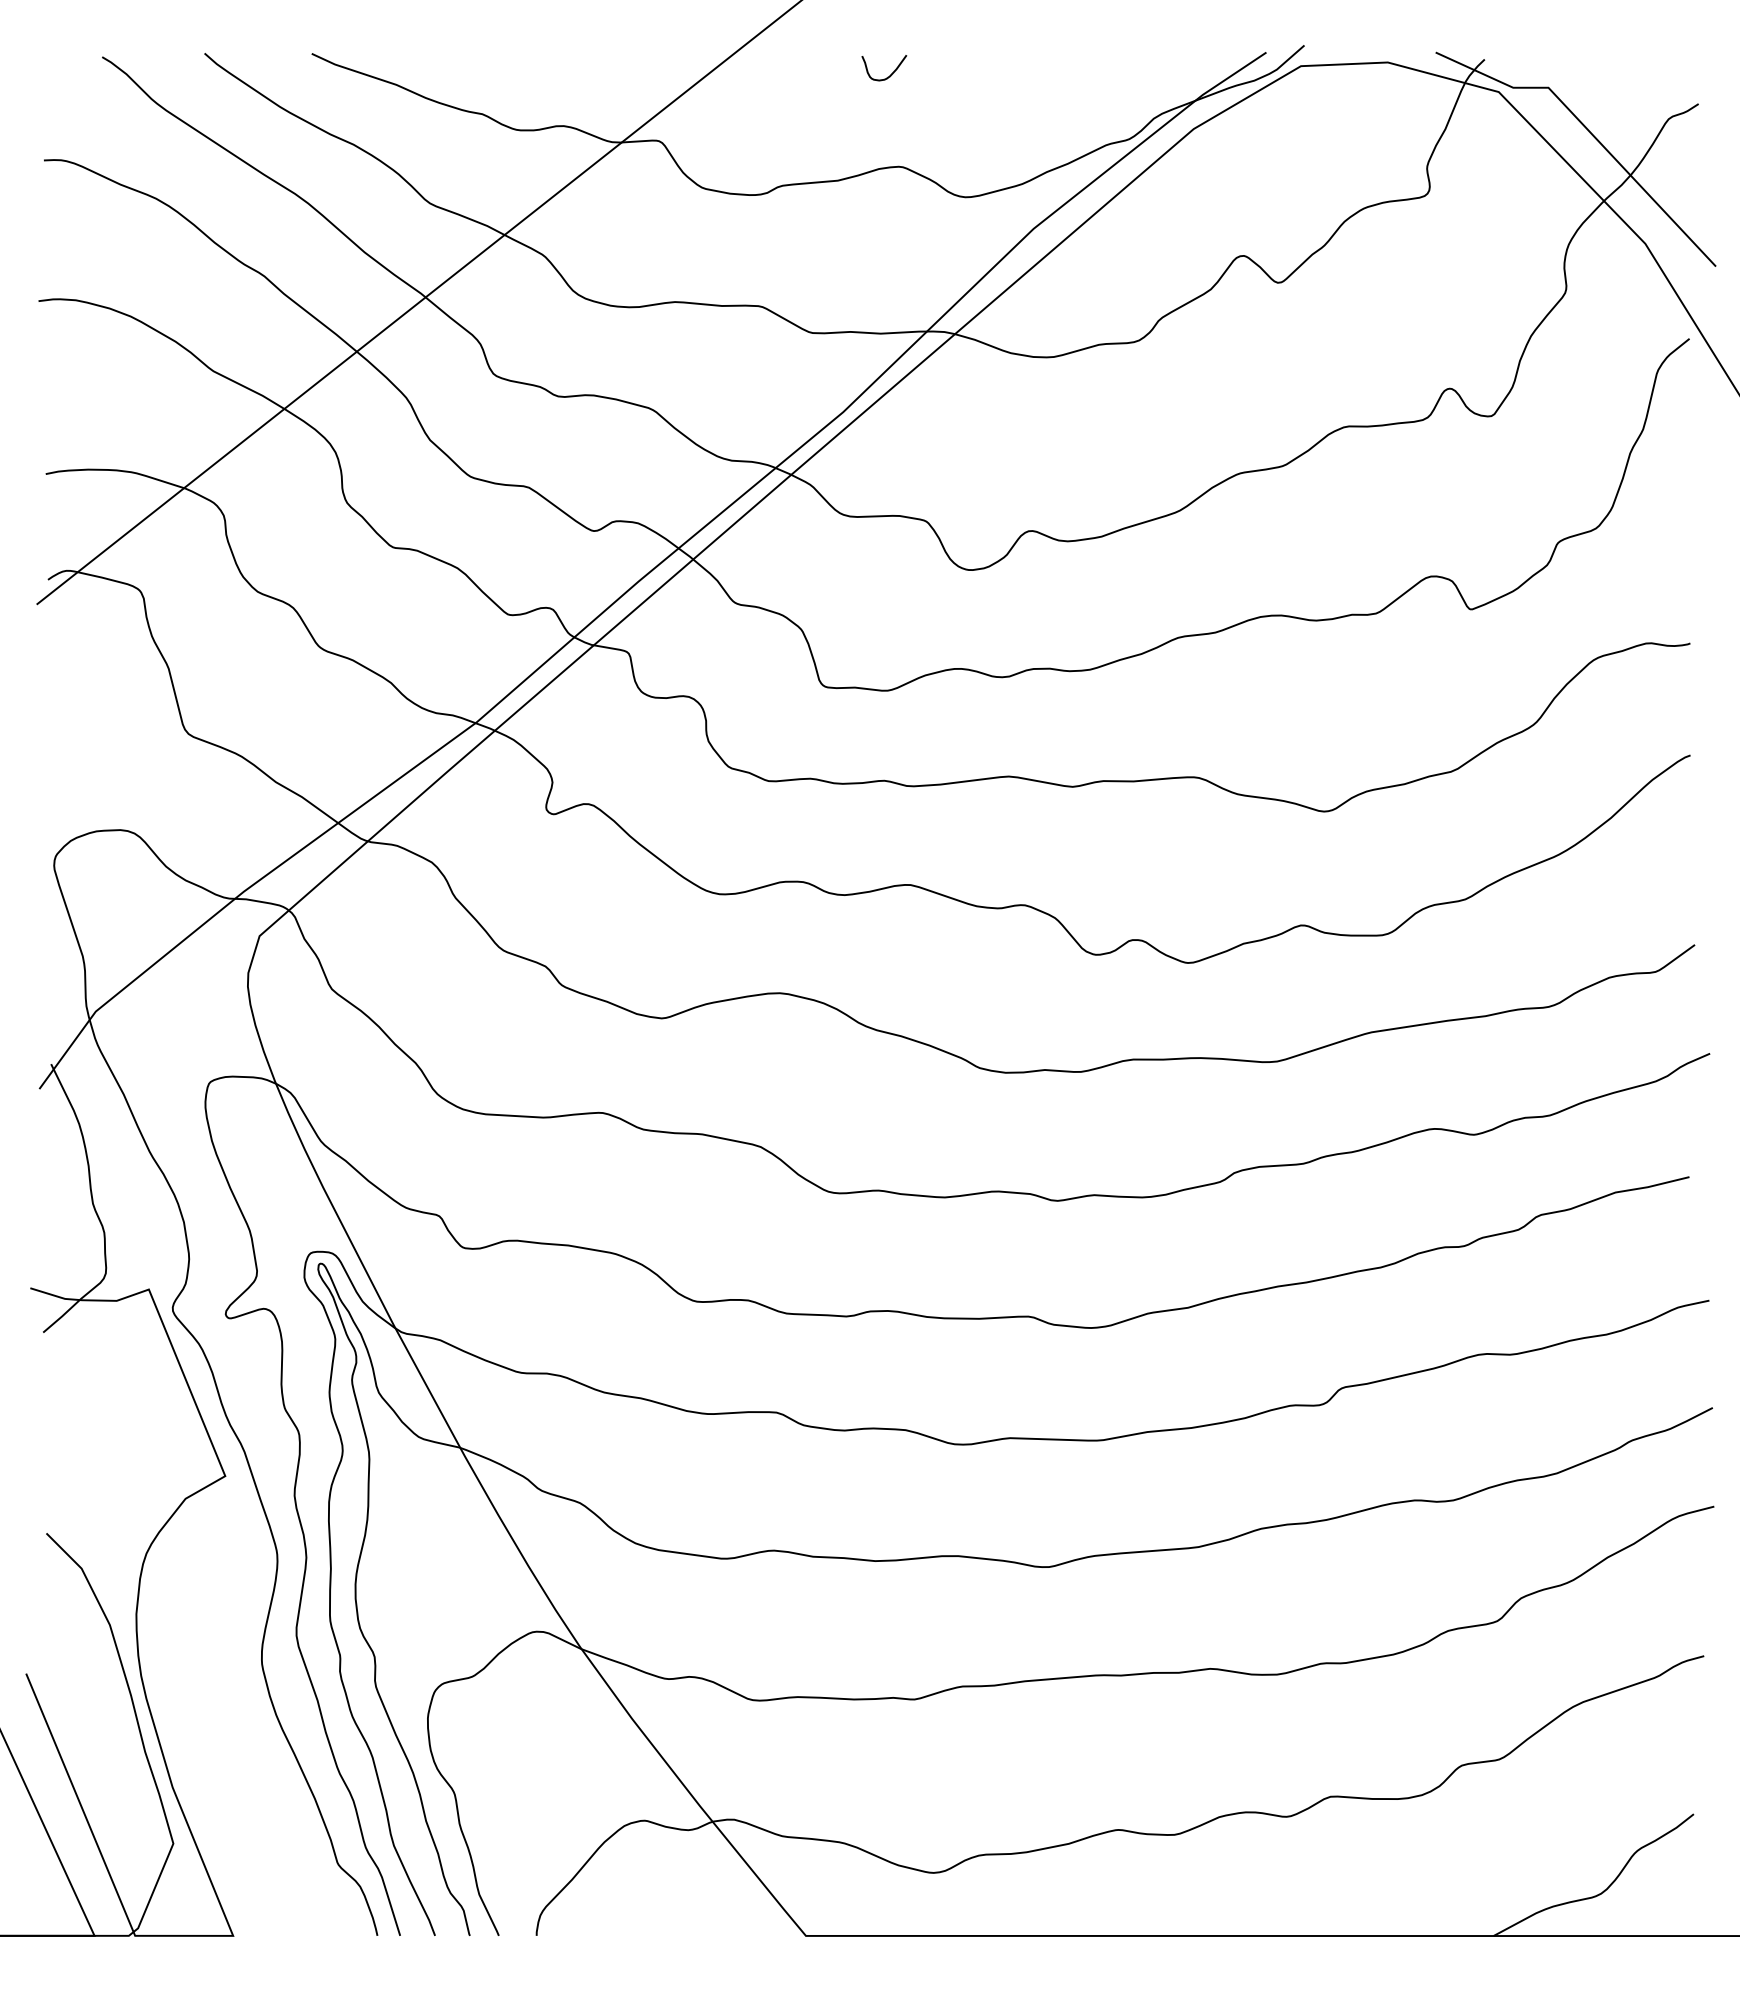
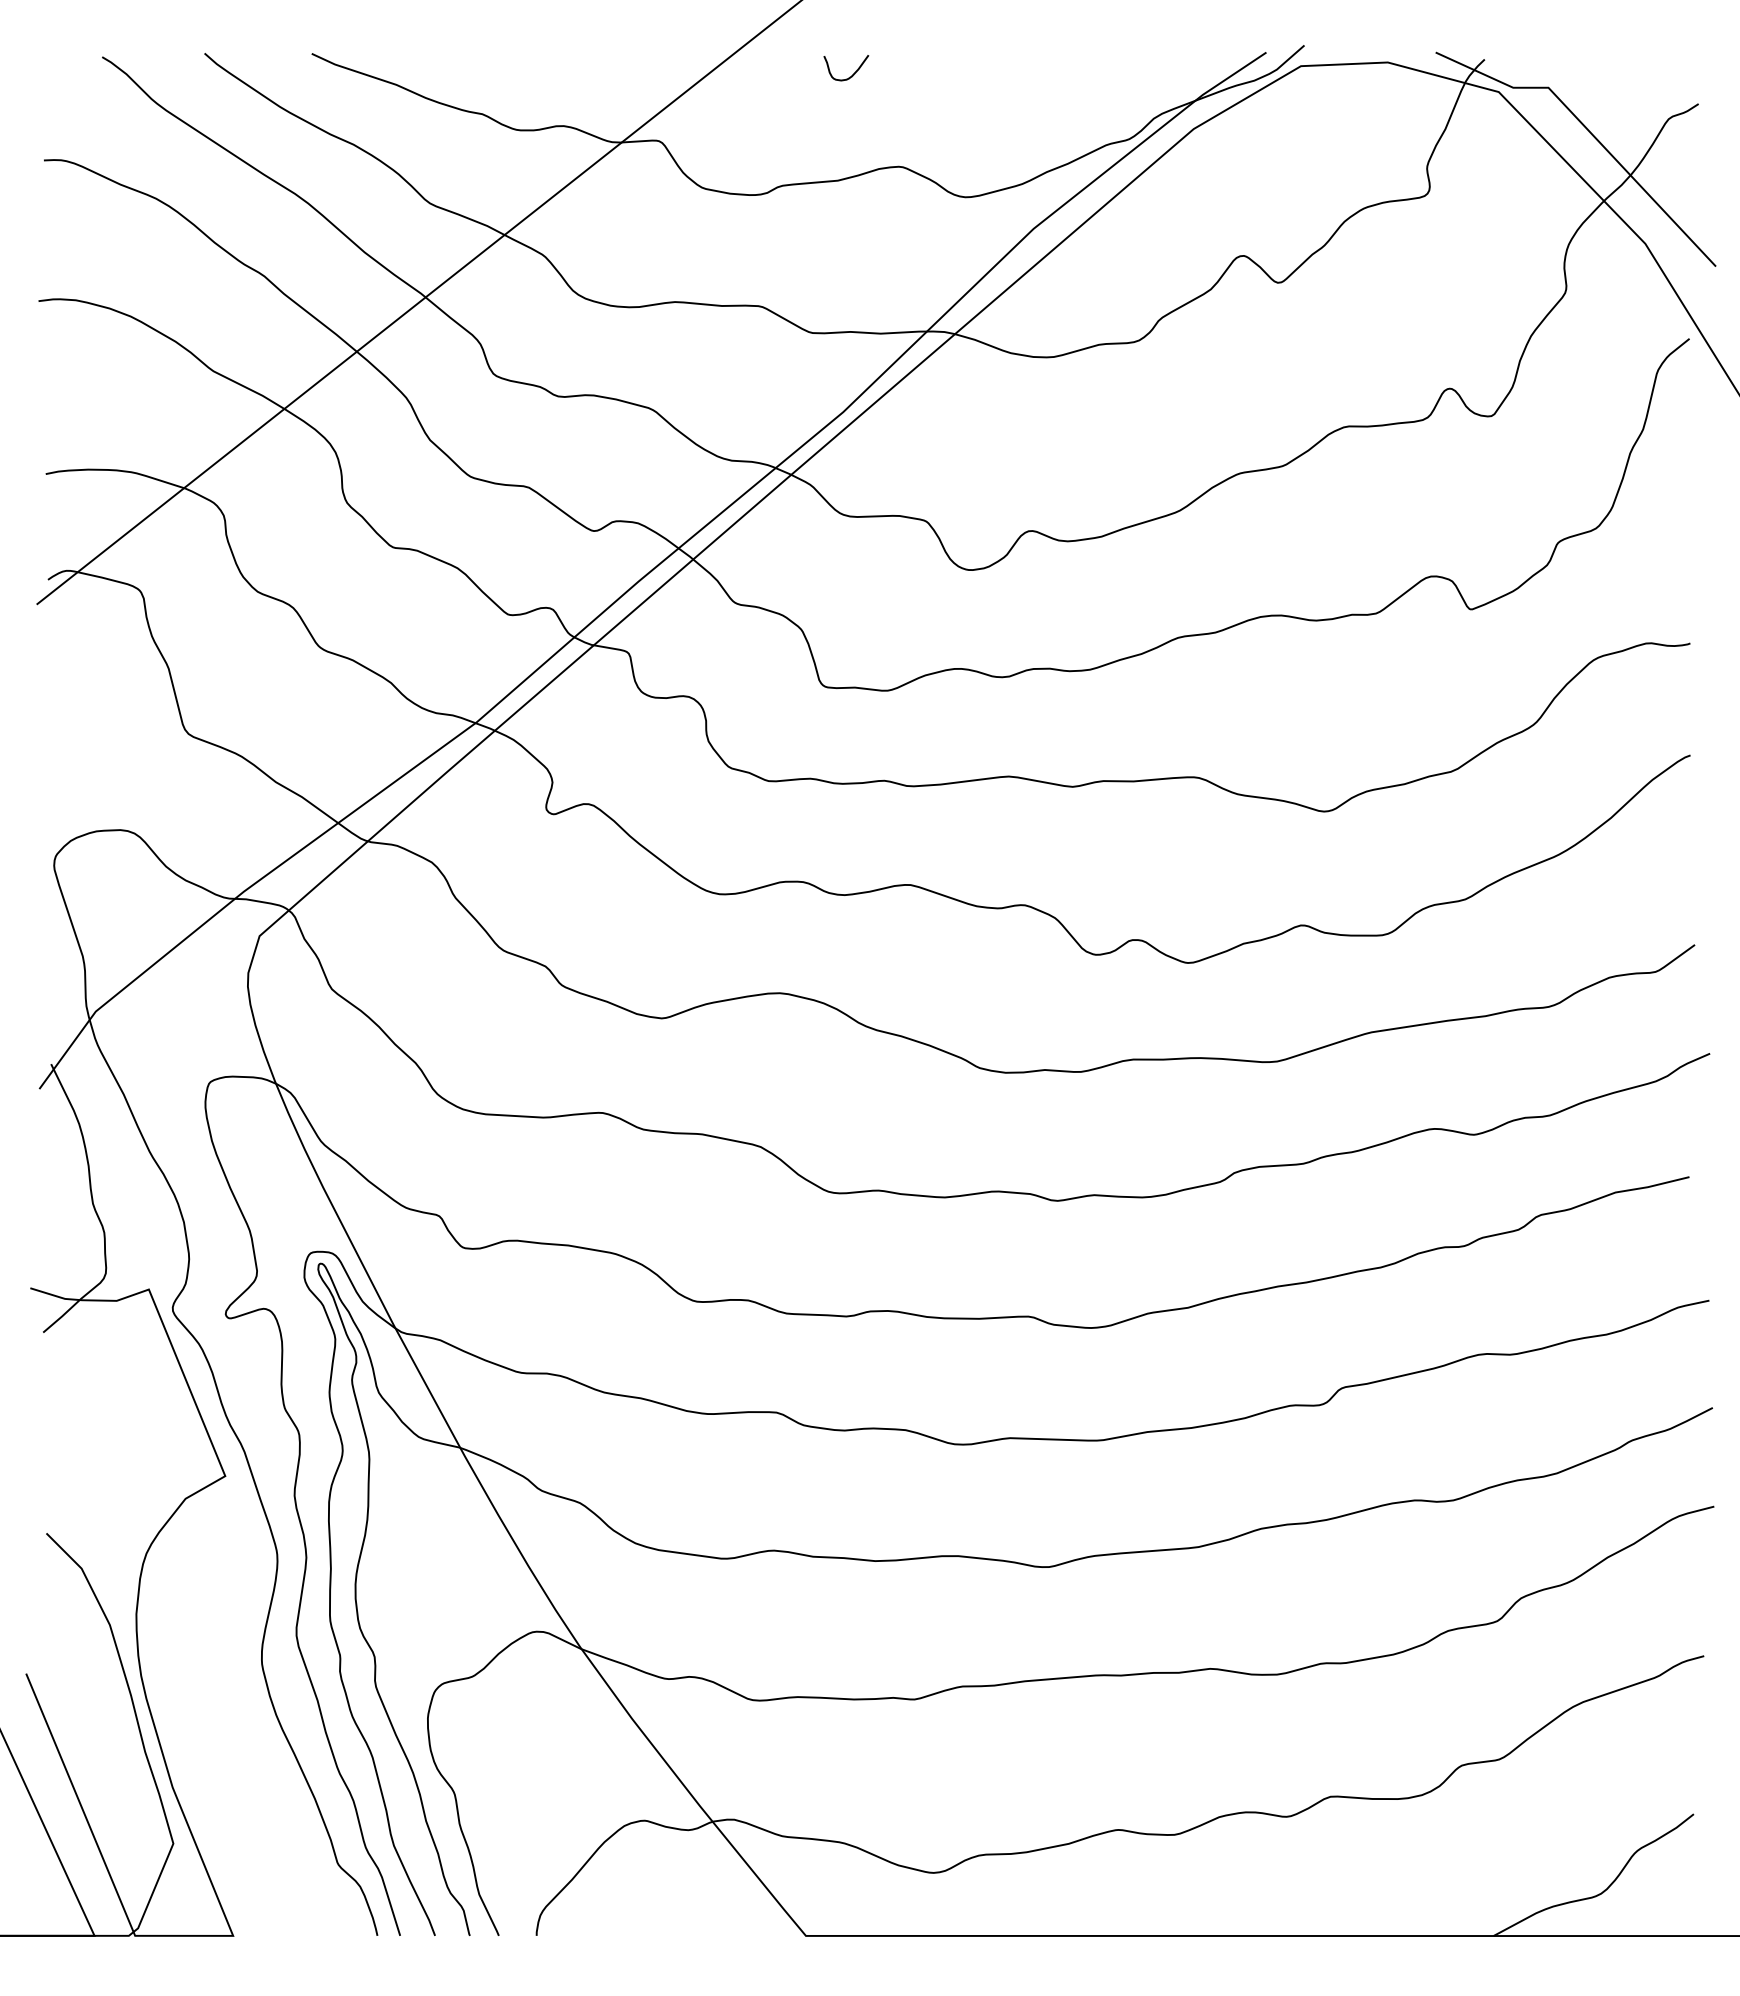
curve position: (890, 74) -> (852, 74) (852, 74)
